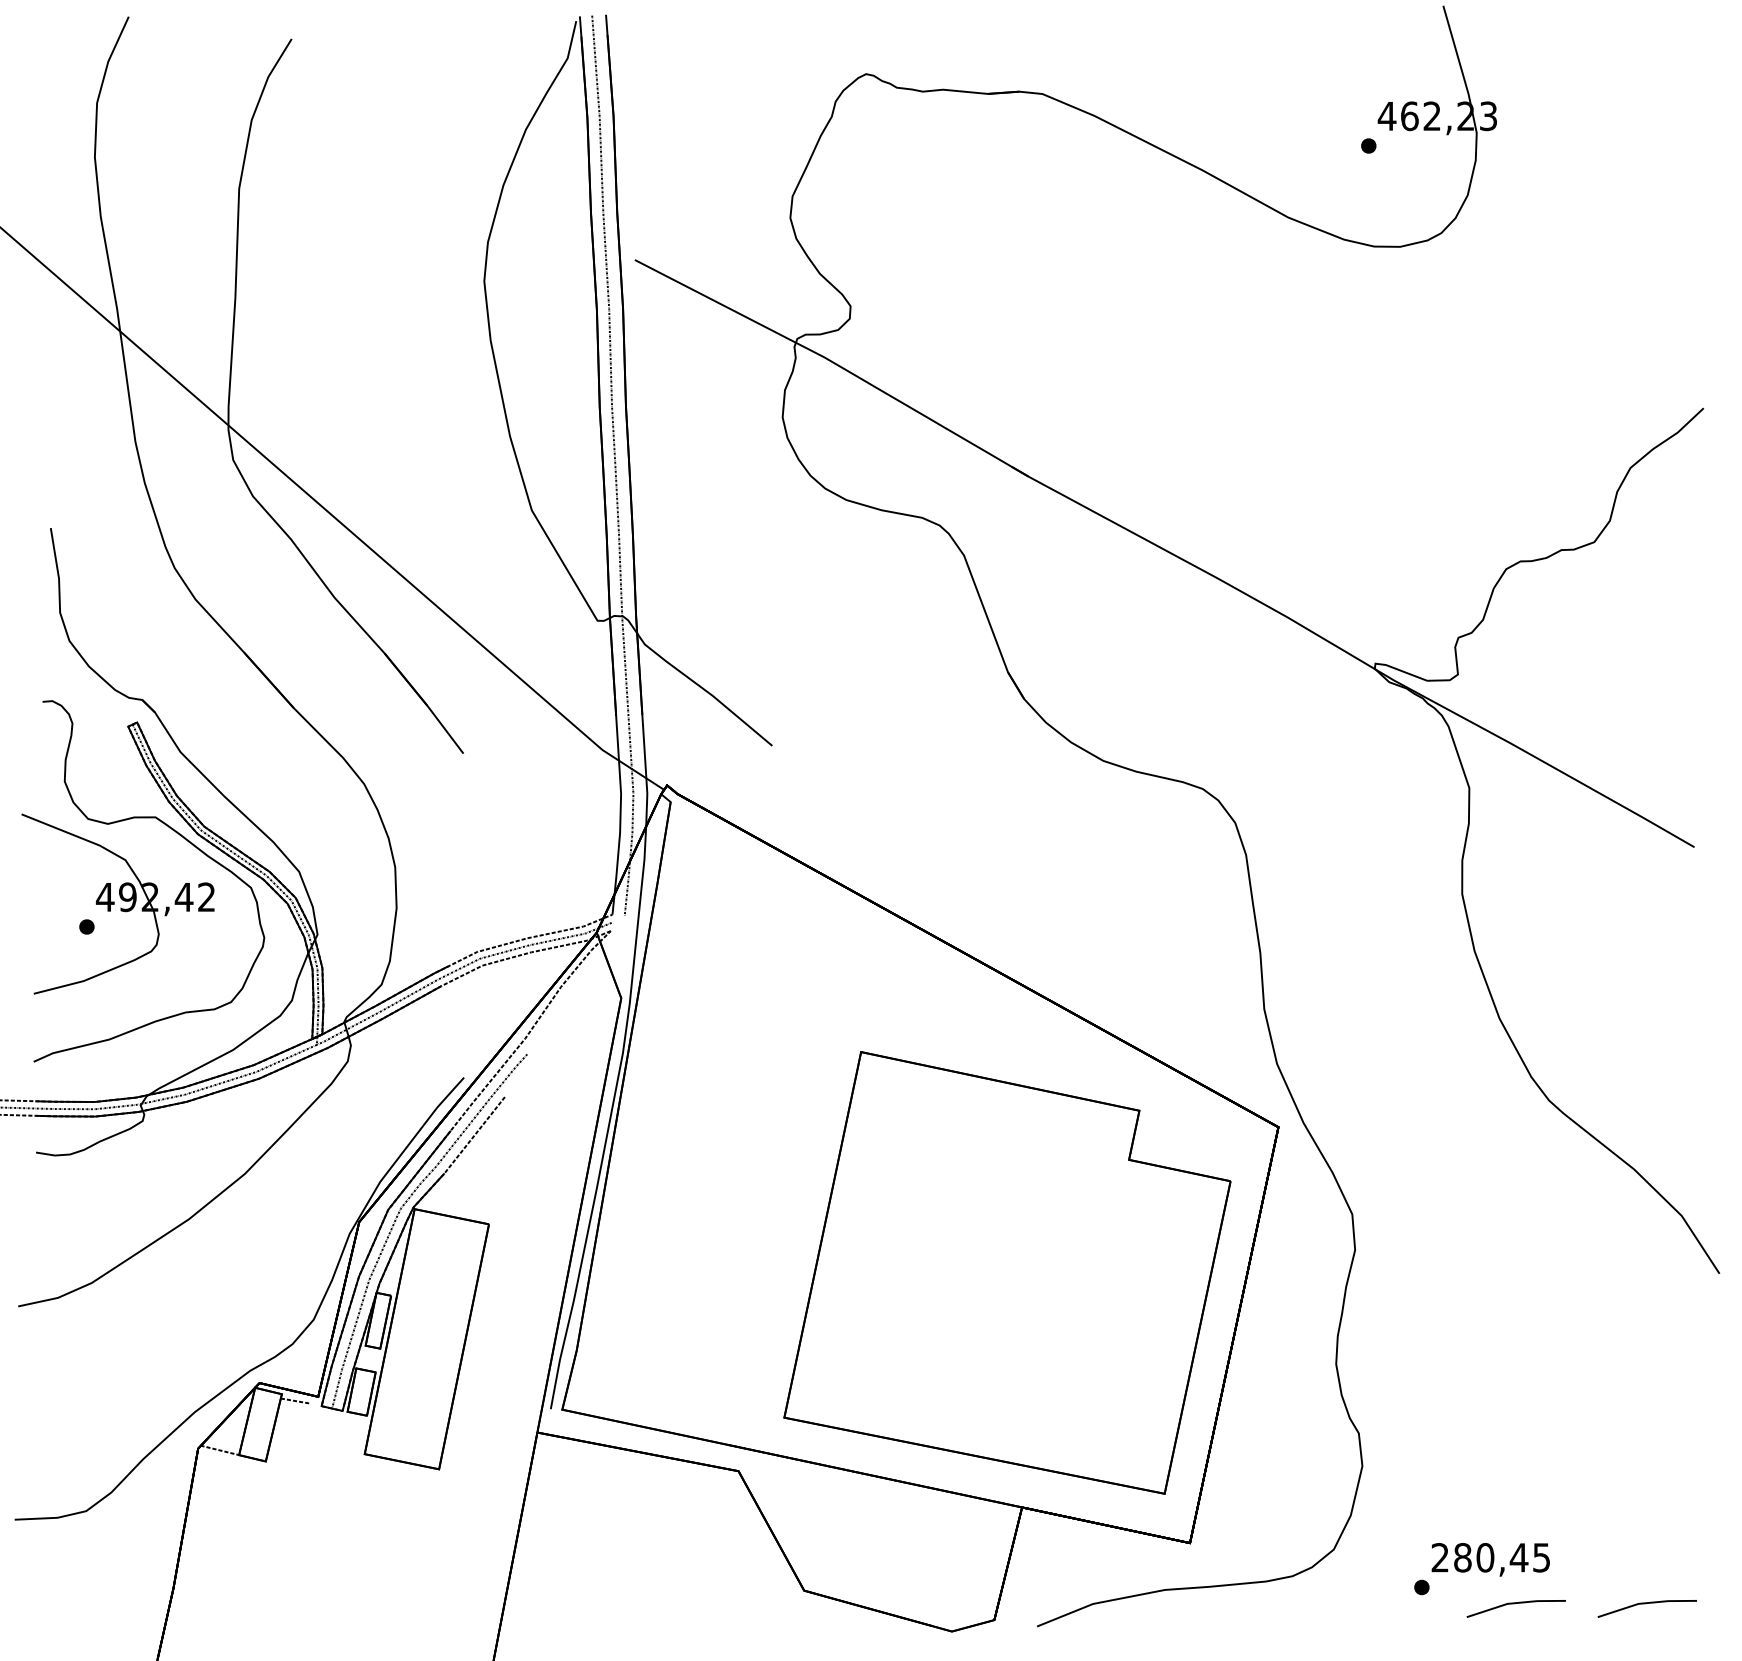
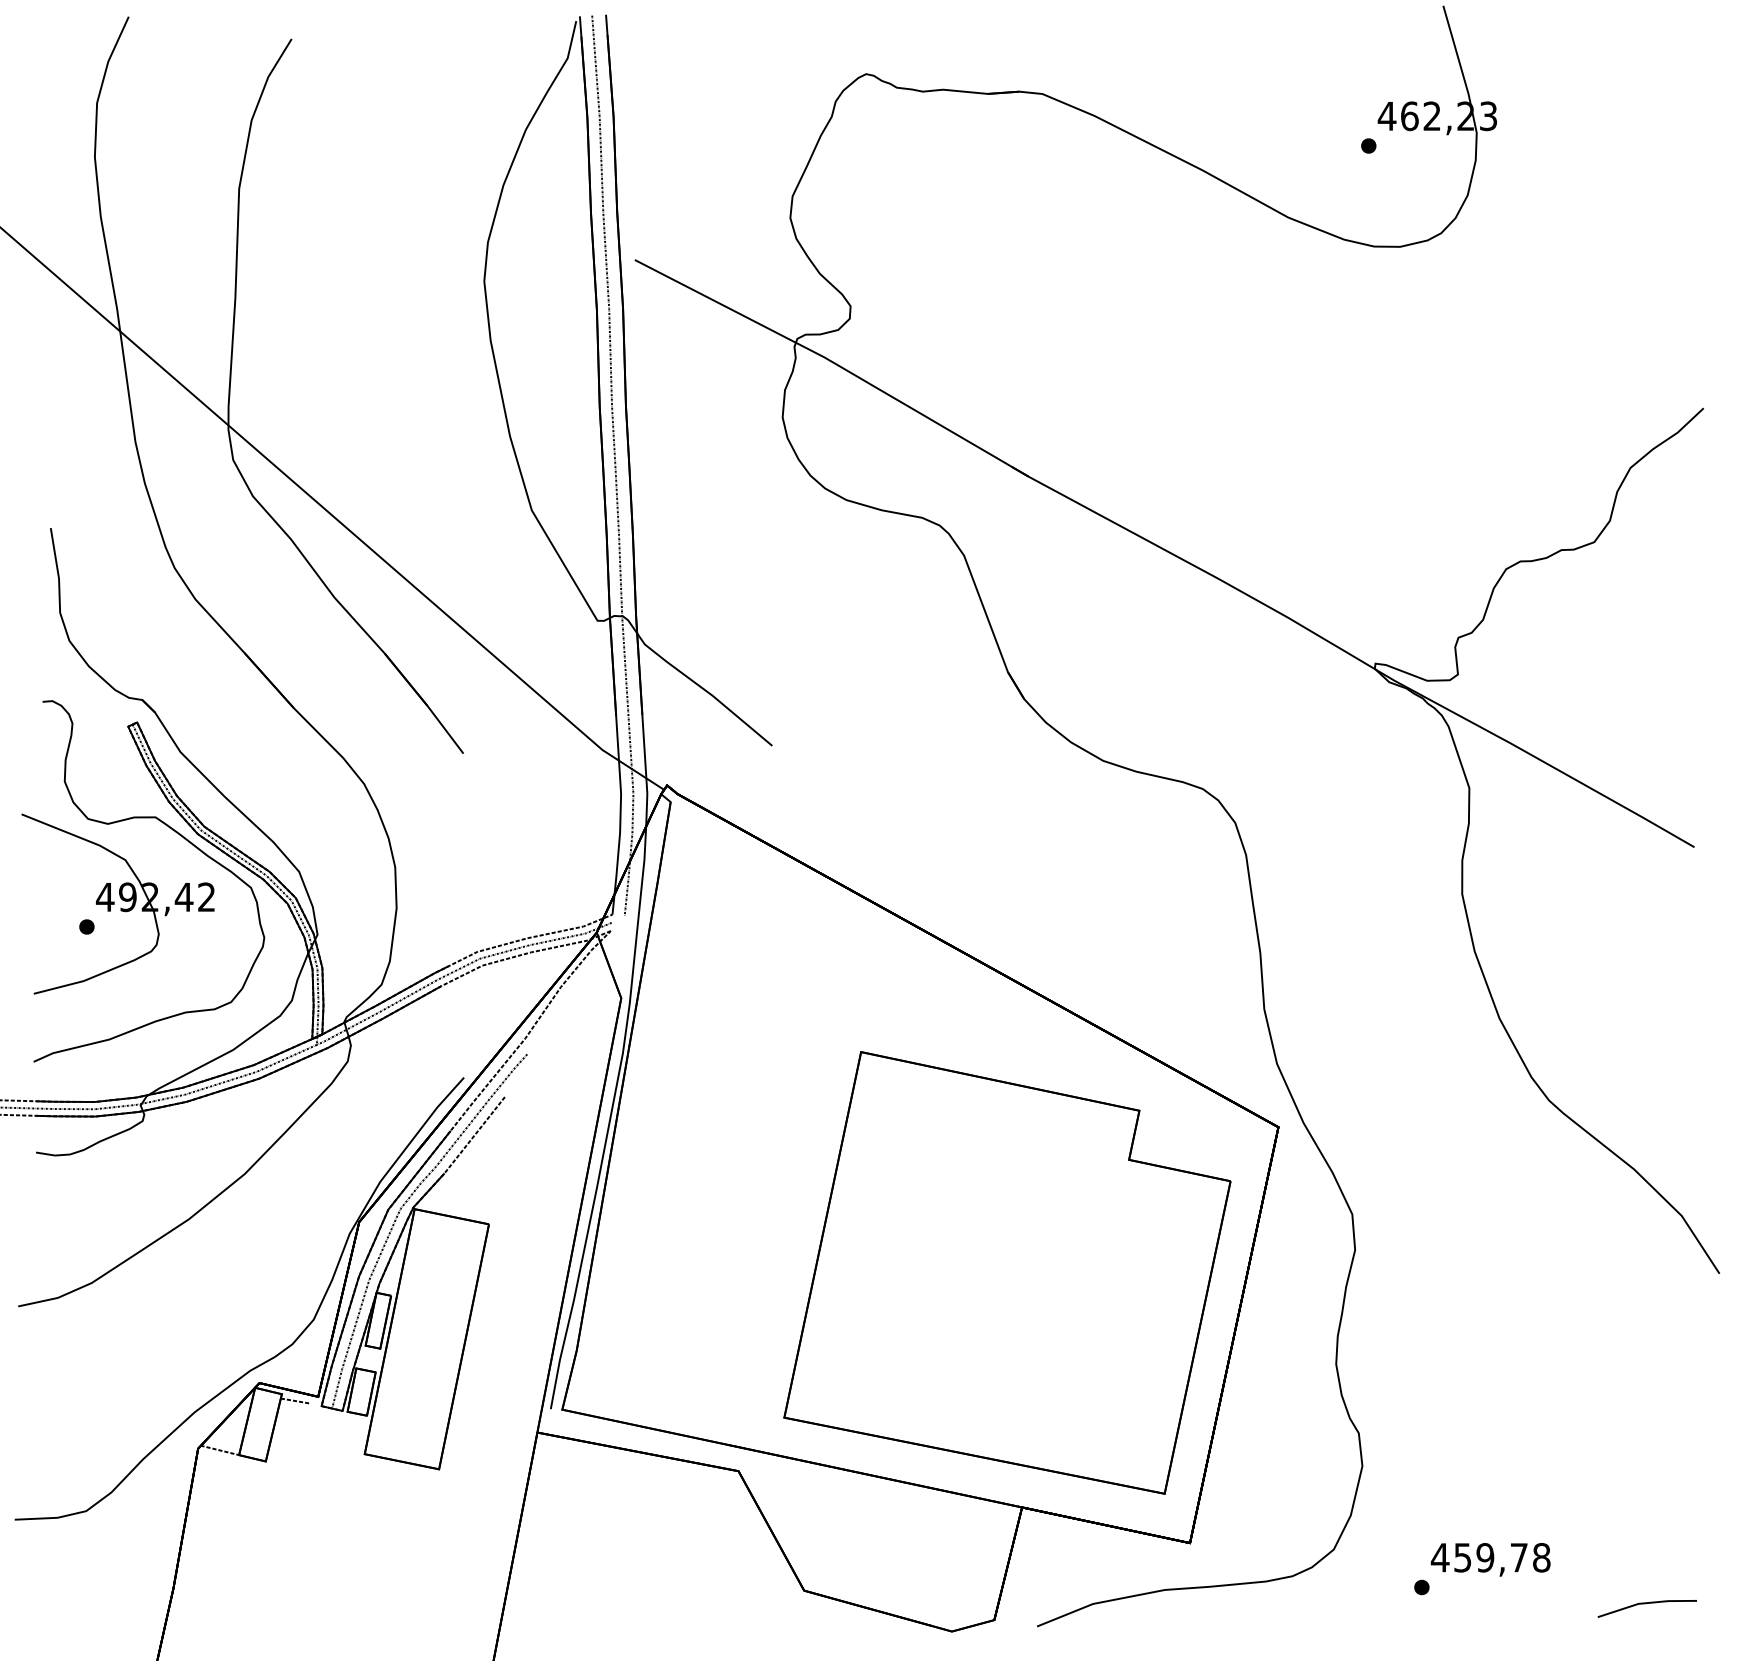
text: 280,45 -> 459,78 (1490, 1557)
line: present -> none (1514, 1604)
